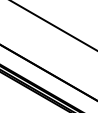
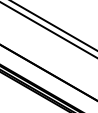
line: none -> present (48, 29)
